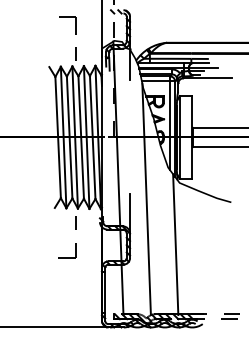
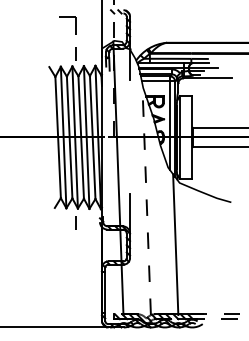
line: solid -> dashed (146, 199)
part: present -> none (67, 257)
